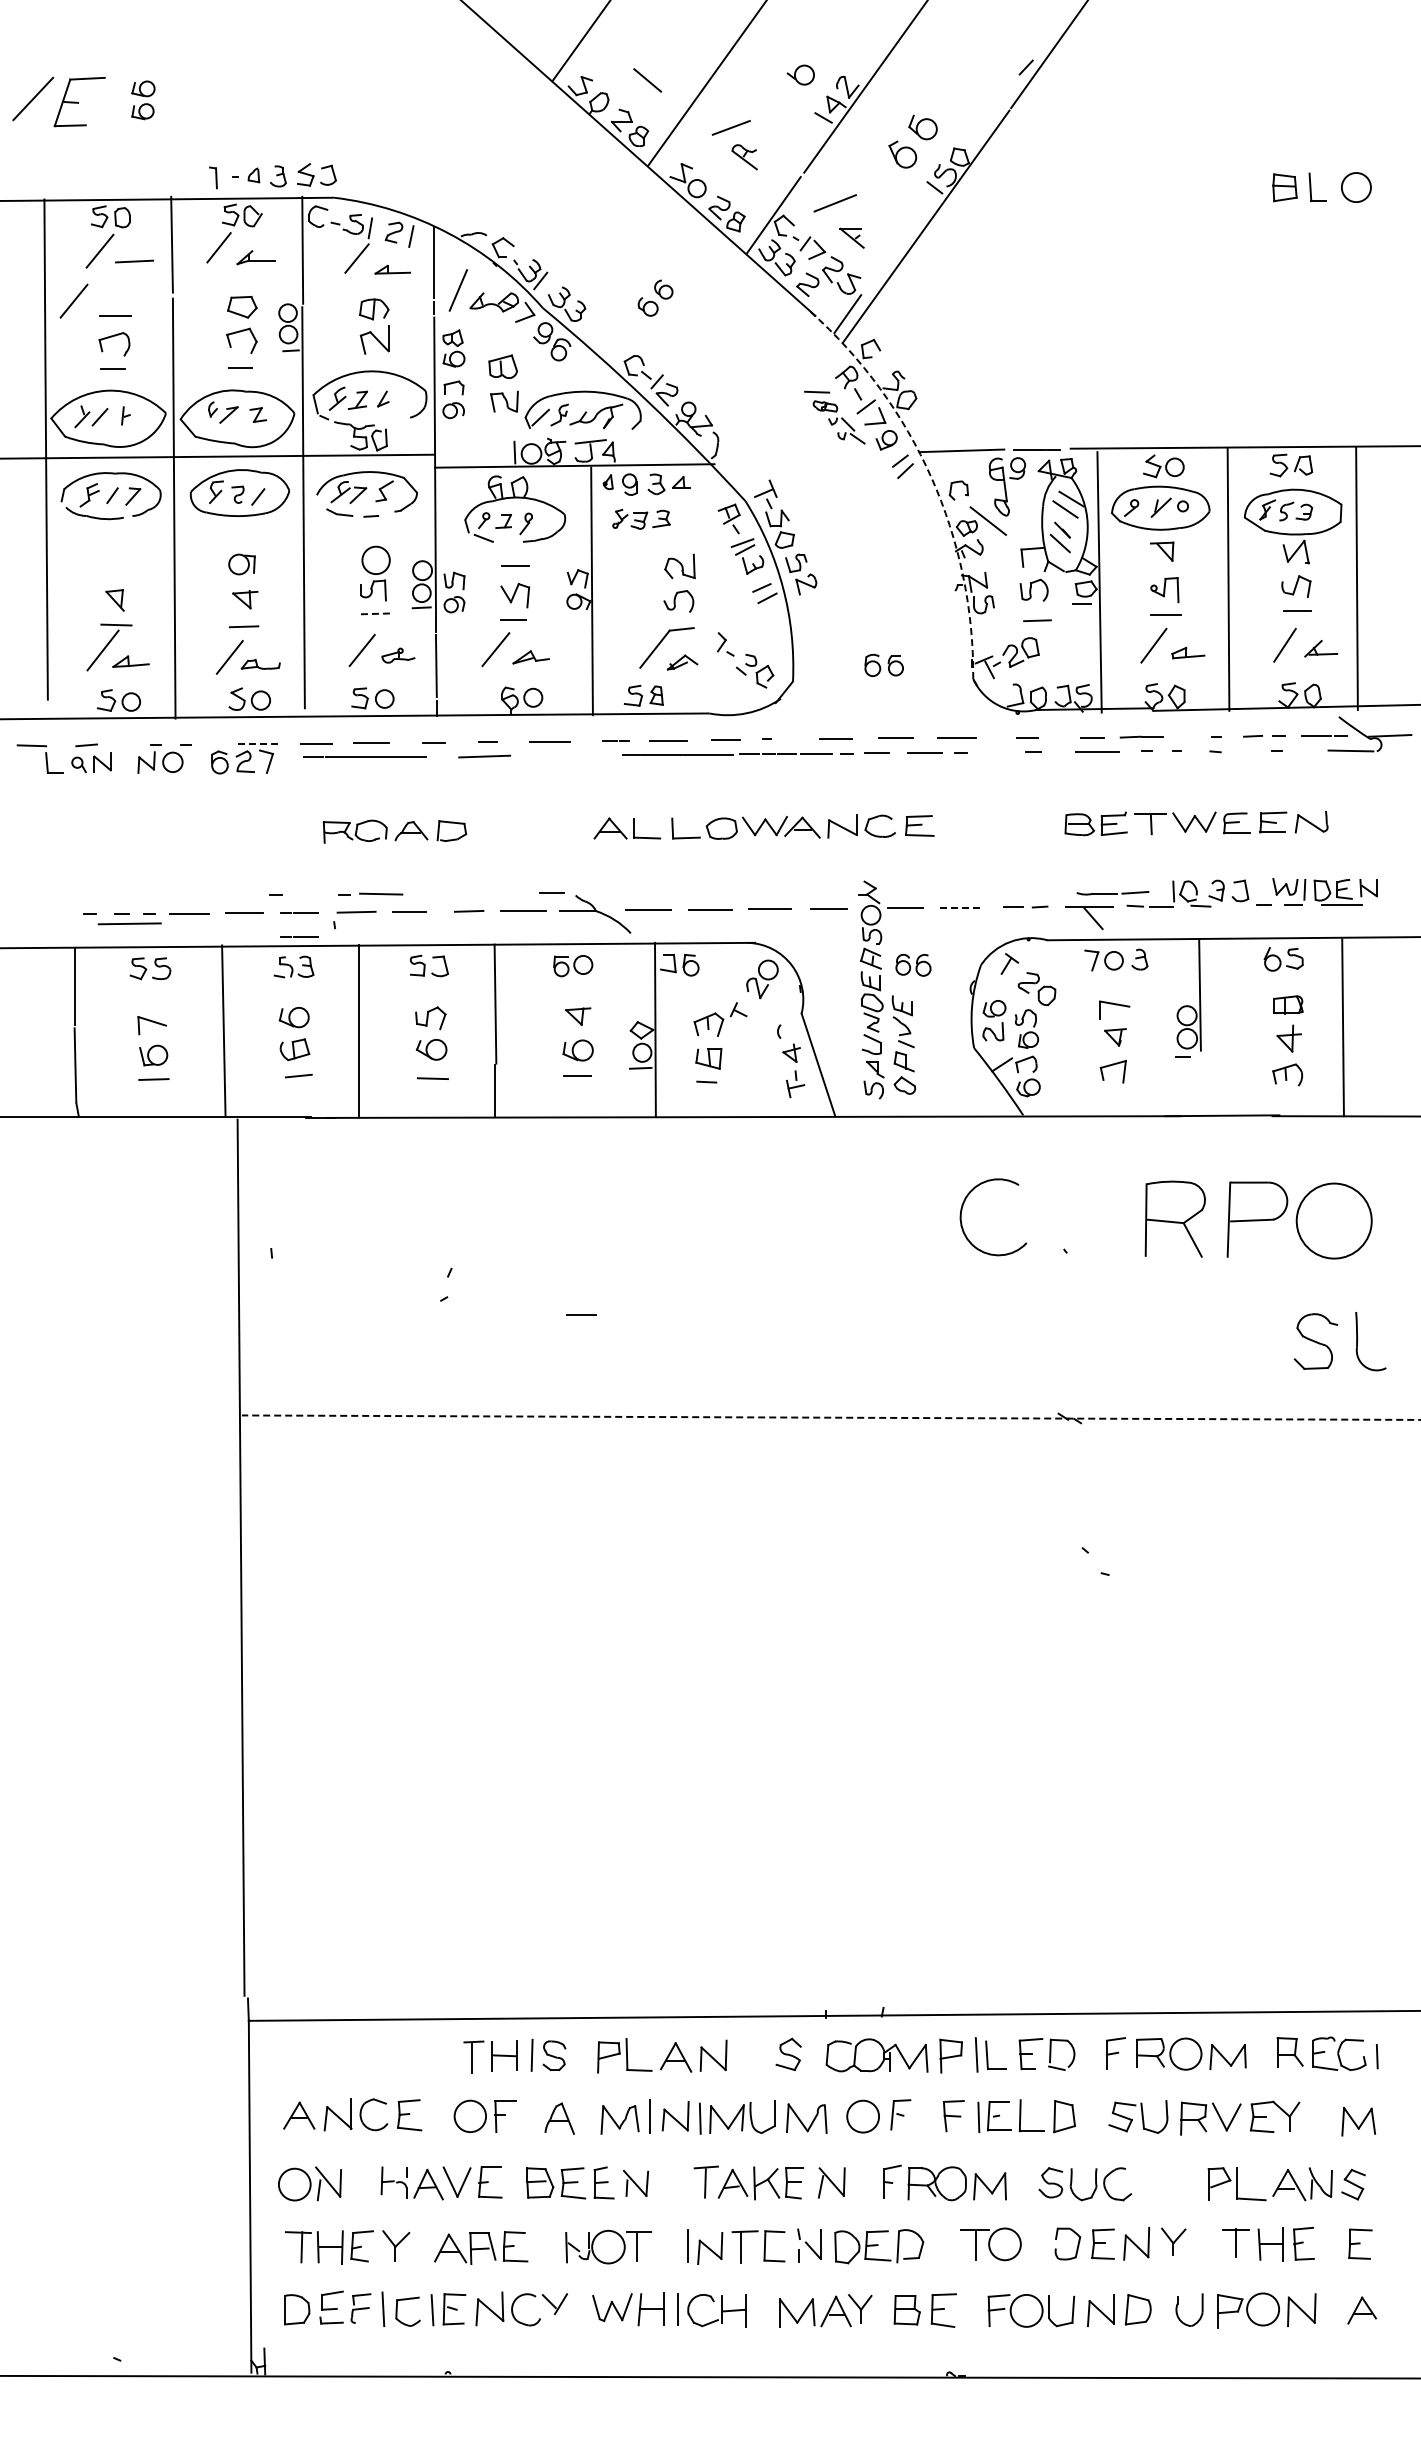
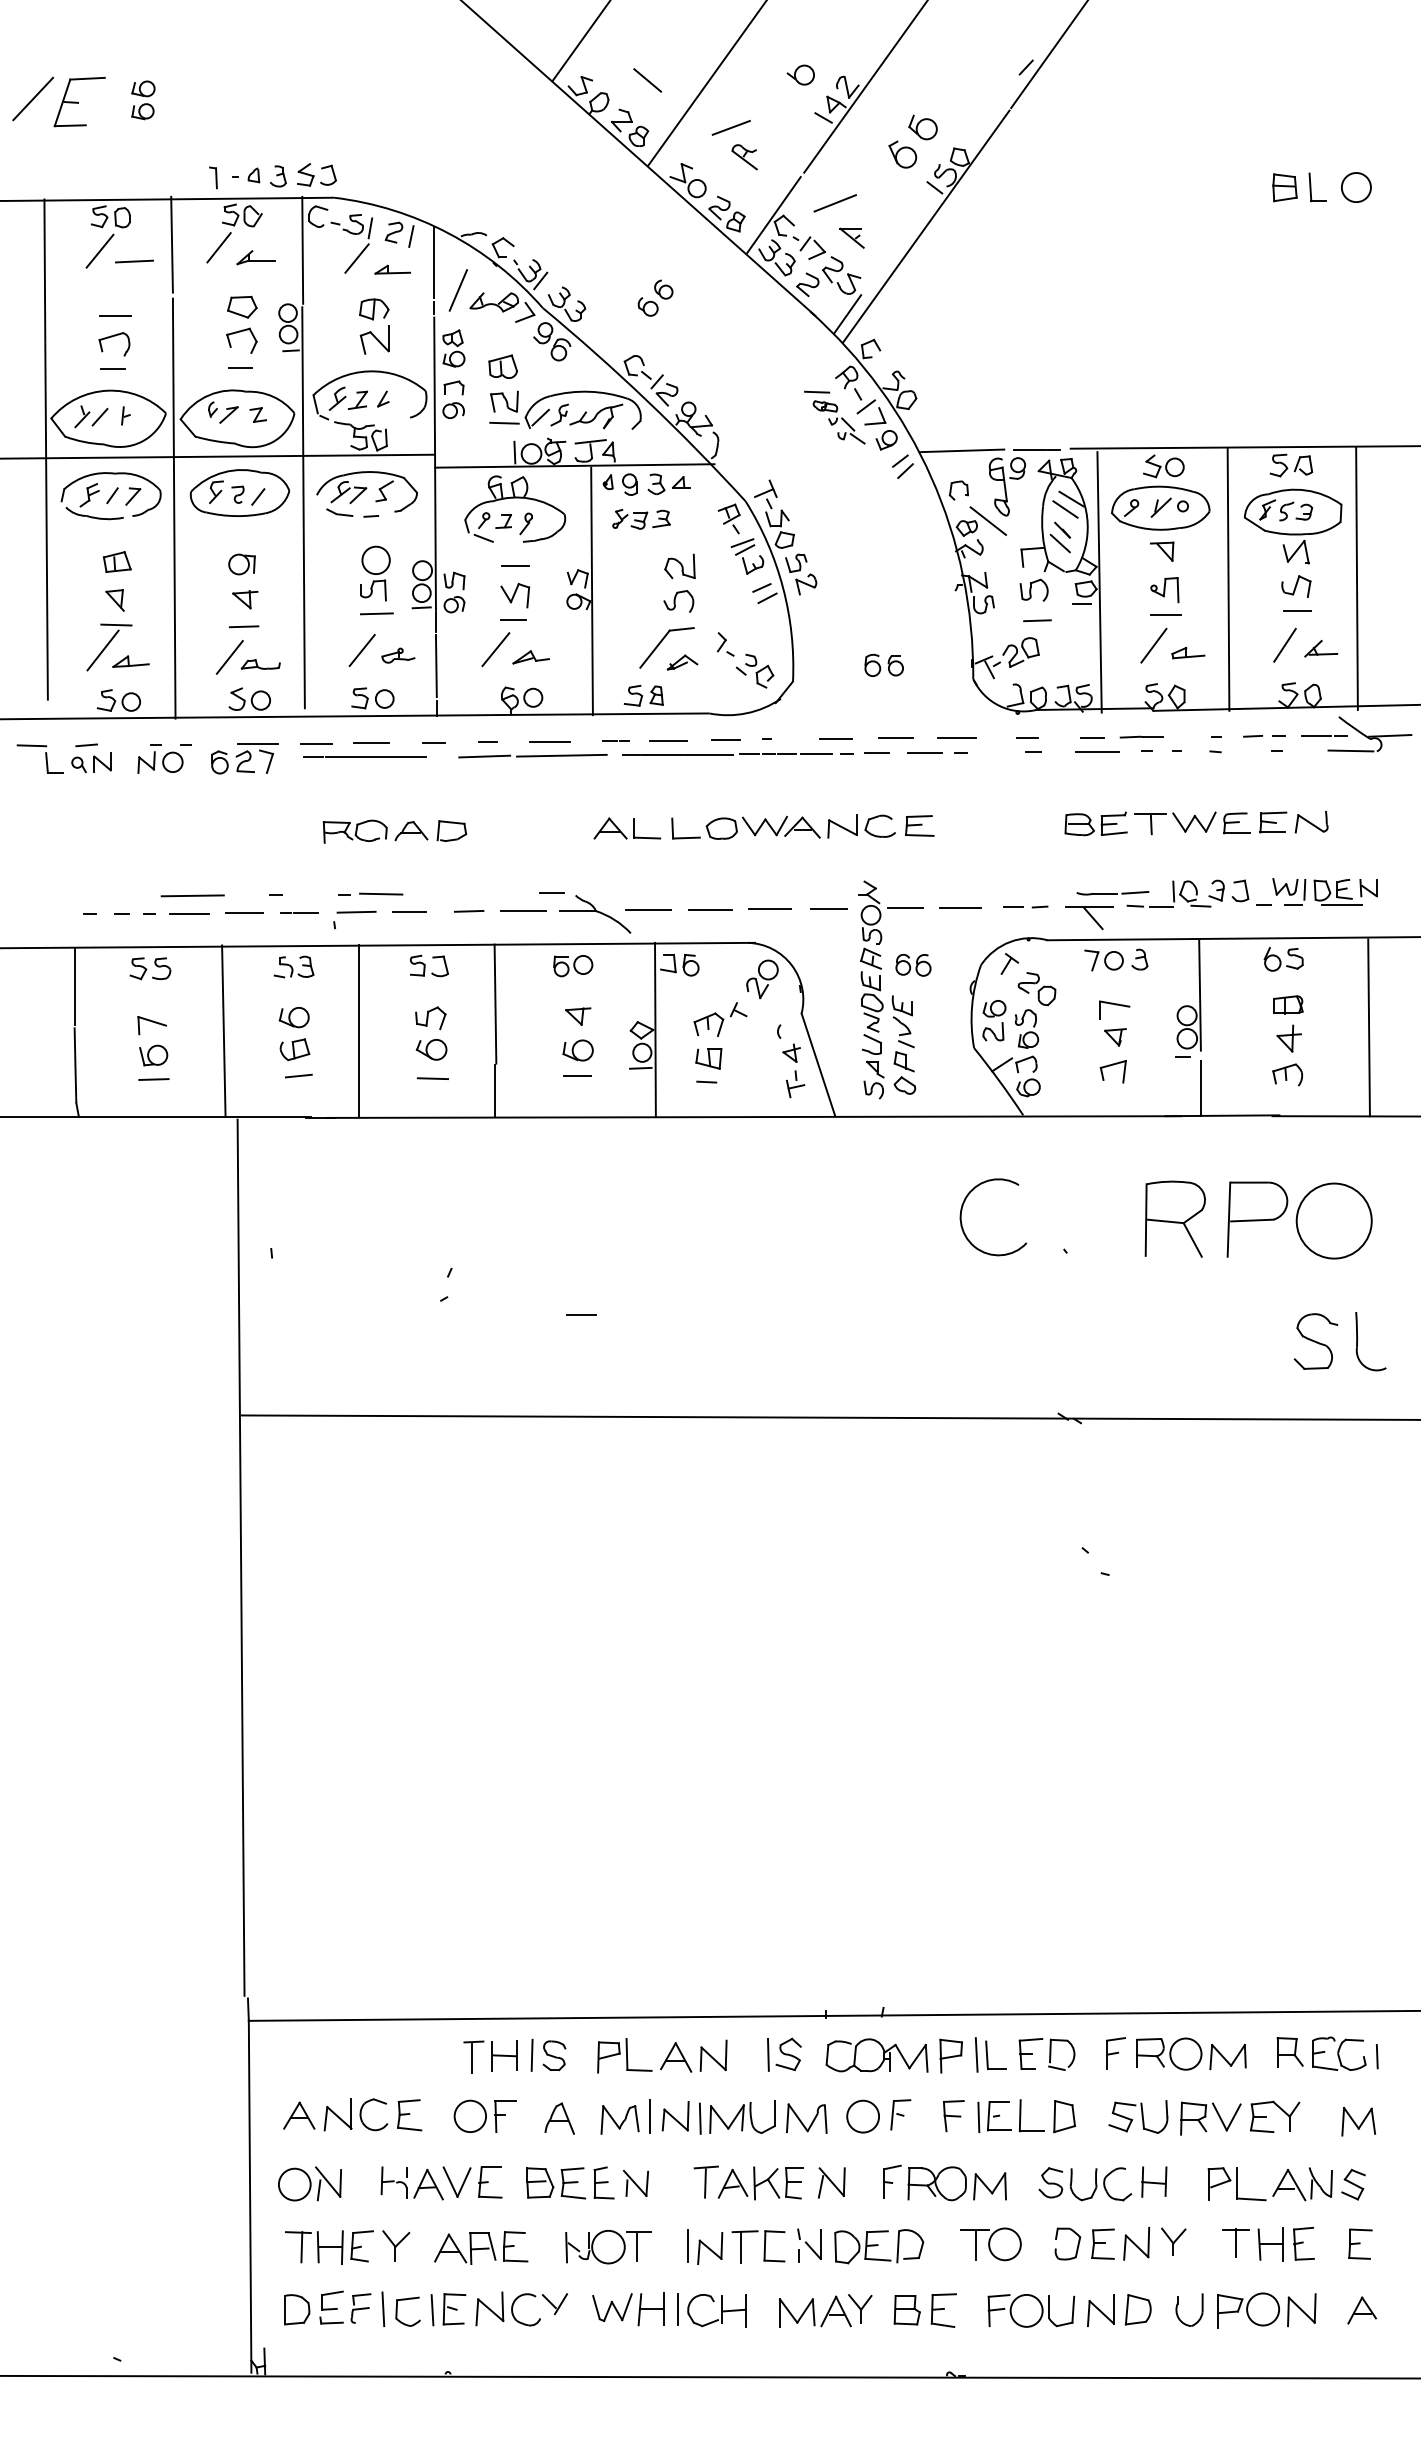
line: present -> none (73, 300)
line: none -> present (504, 422)
arc: dashed -> solid (931, 477)
part: none -> present (117, 561)
line: dashed -> solid (376, 613)
line: dashed -> solid (258, 743)
line: none -> present (561, 755)
line: dashed -> solid (960, 908)
line position: (129, 923) -> (192, 895) (192, 895)
line: present -> none (299, 936)
line position: (1342, 1027) -> (1368, 1027) (1368, 1027)
line: none -> present (1200, 1088)
line: dashed -> solid (830, 1417)
line: none -> present (767, 2054)
part: none -> present (1154, 2181)
